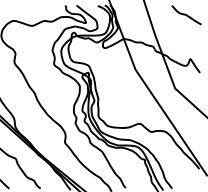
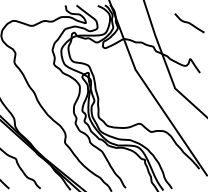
curve position: (186, 15) -> (189, 23) (189, 23)
